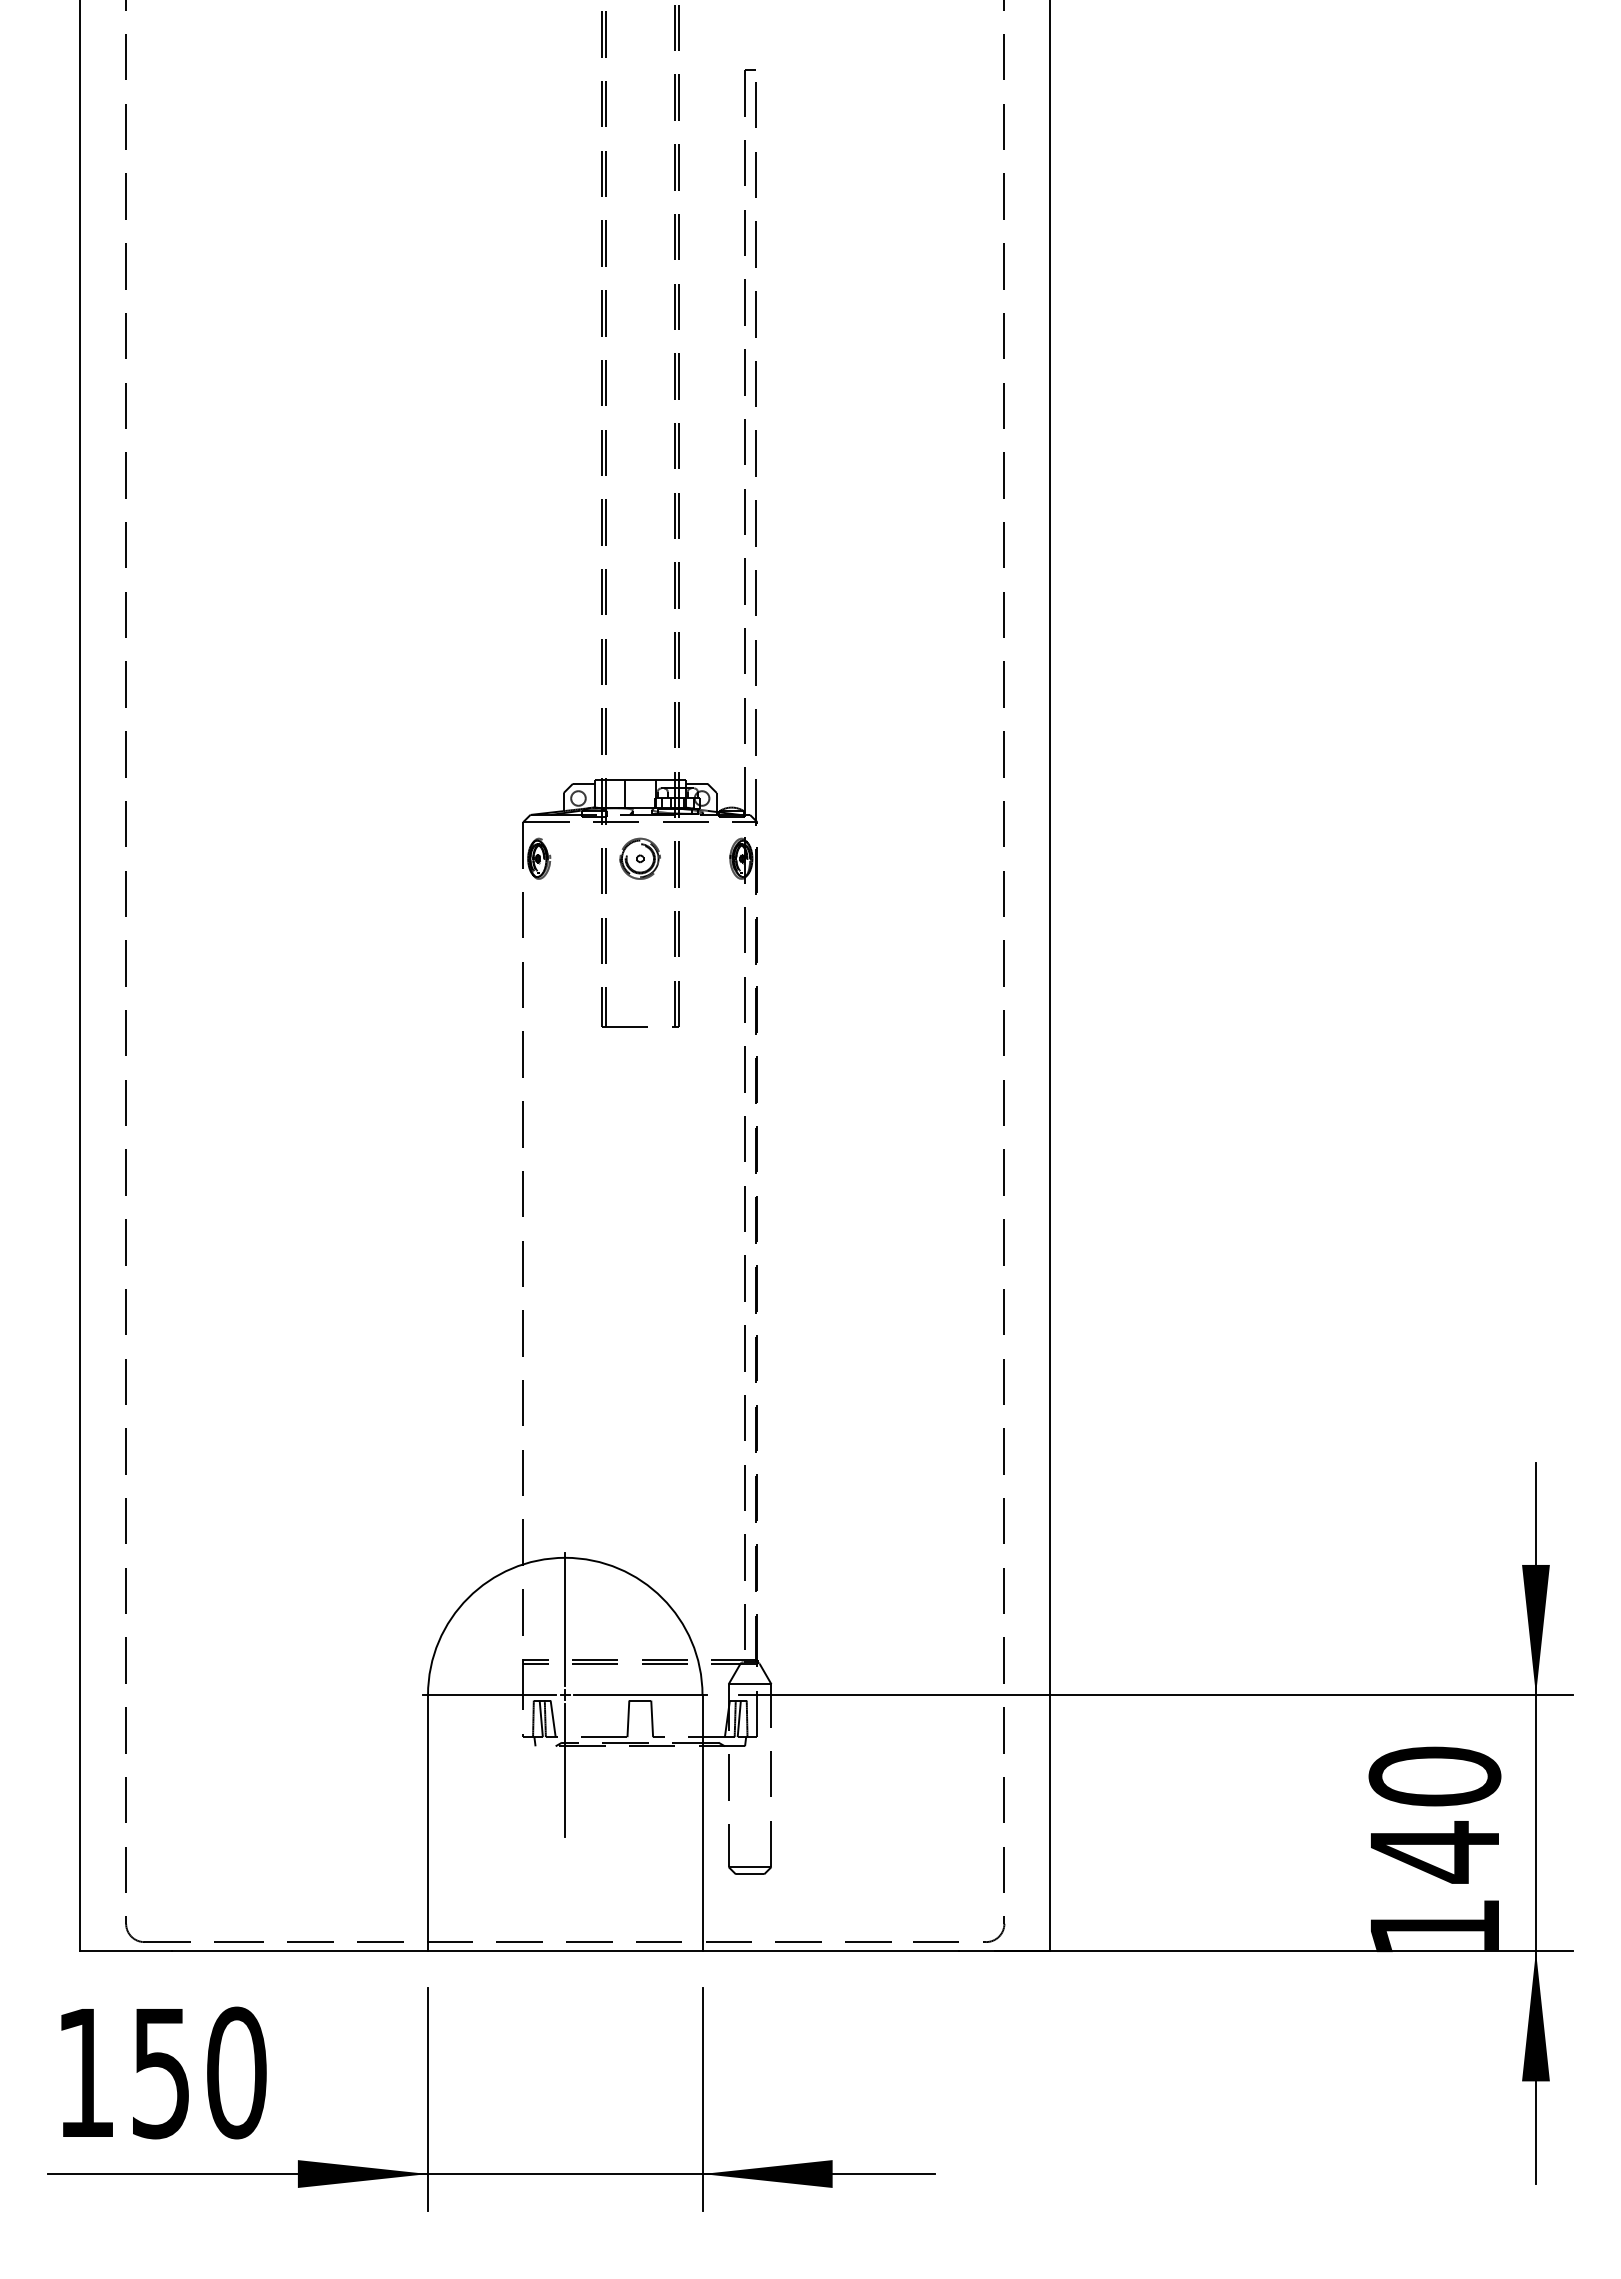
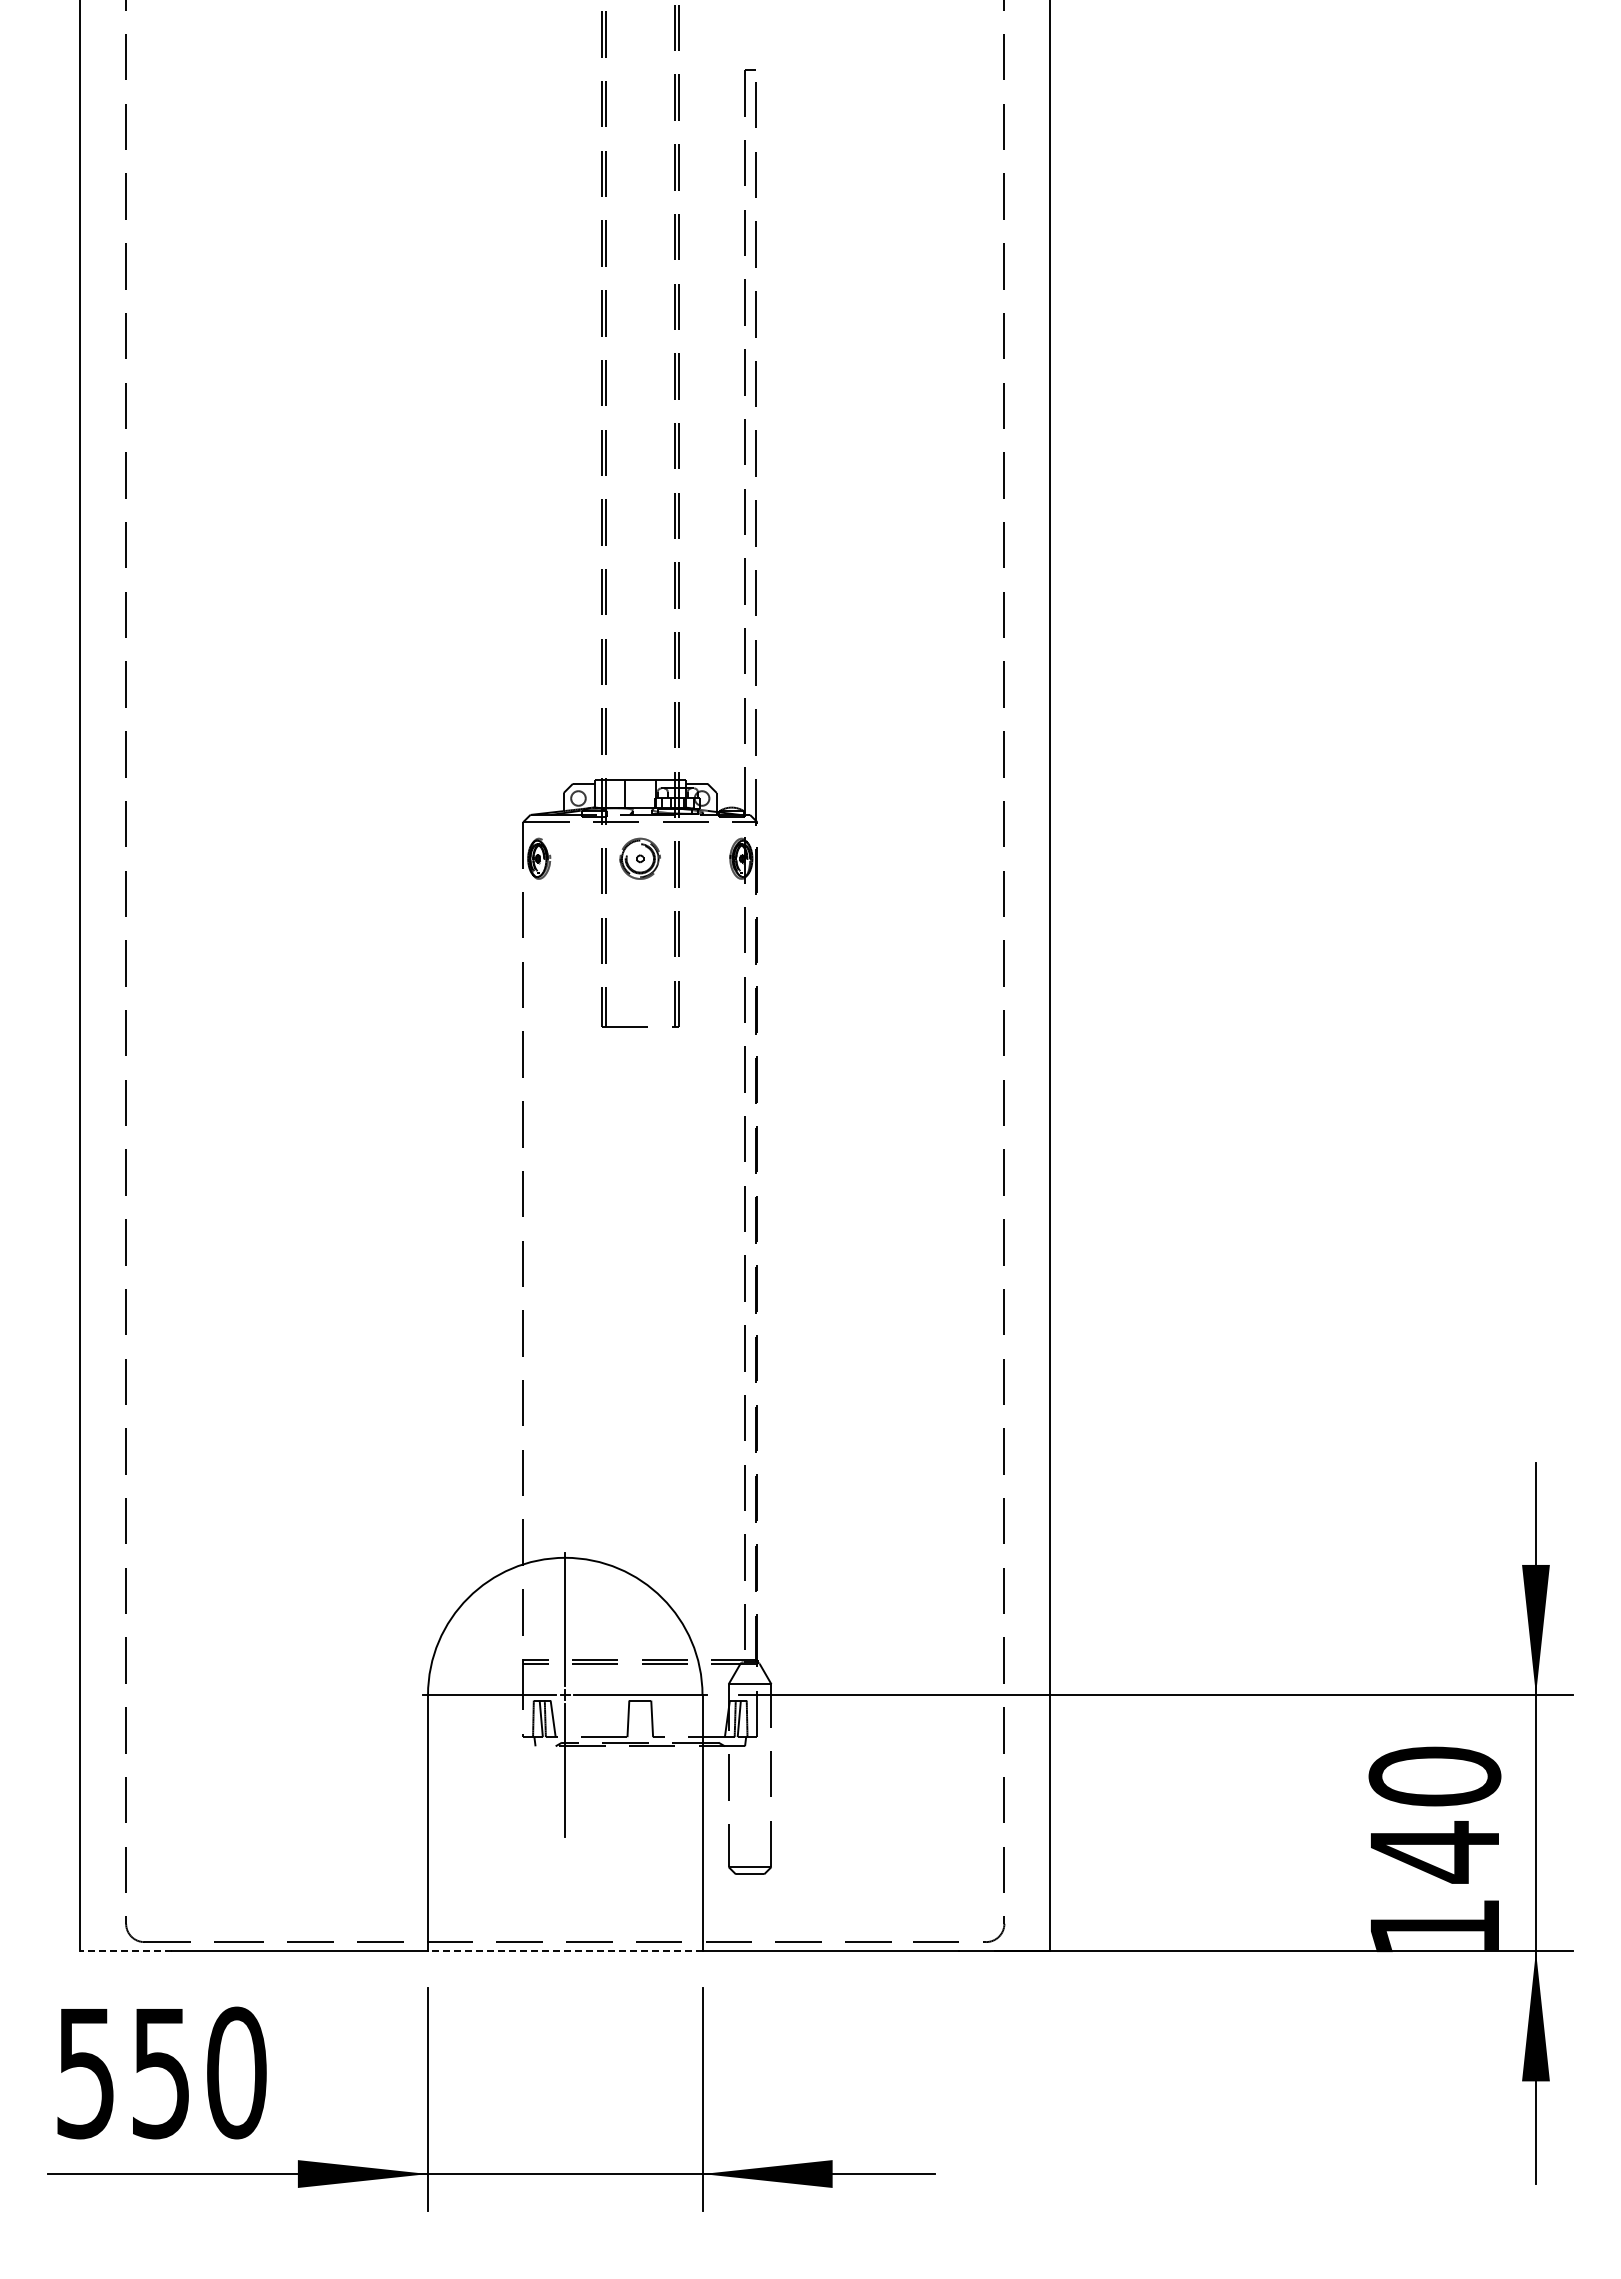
line: solid -> dashed (126, 1951)
line: solid -> dashed (564, 1951)
text: 150 -> 550 (85, 2074)
